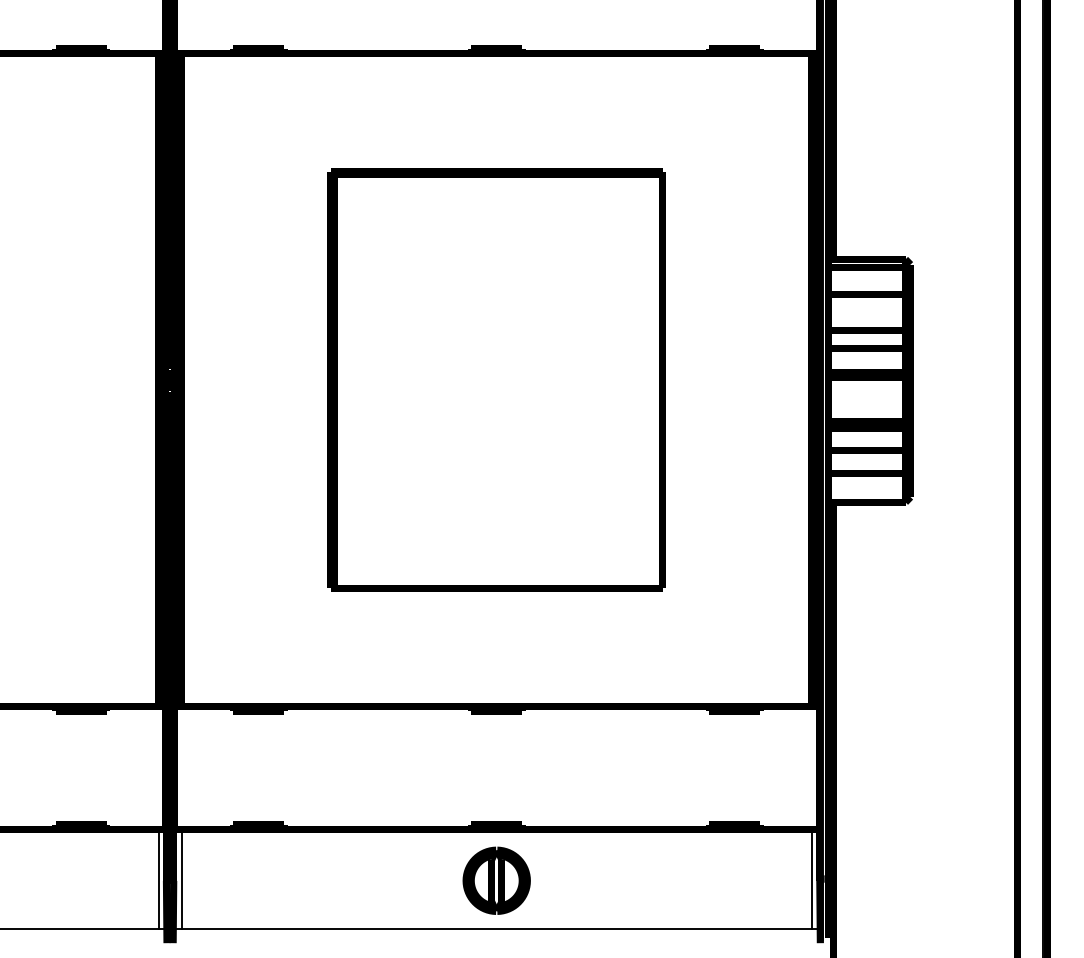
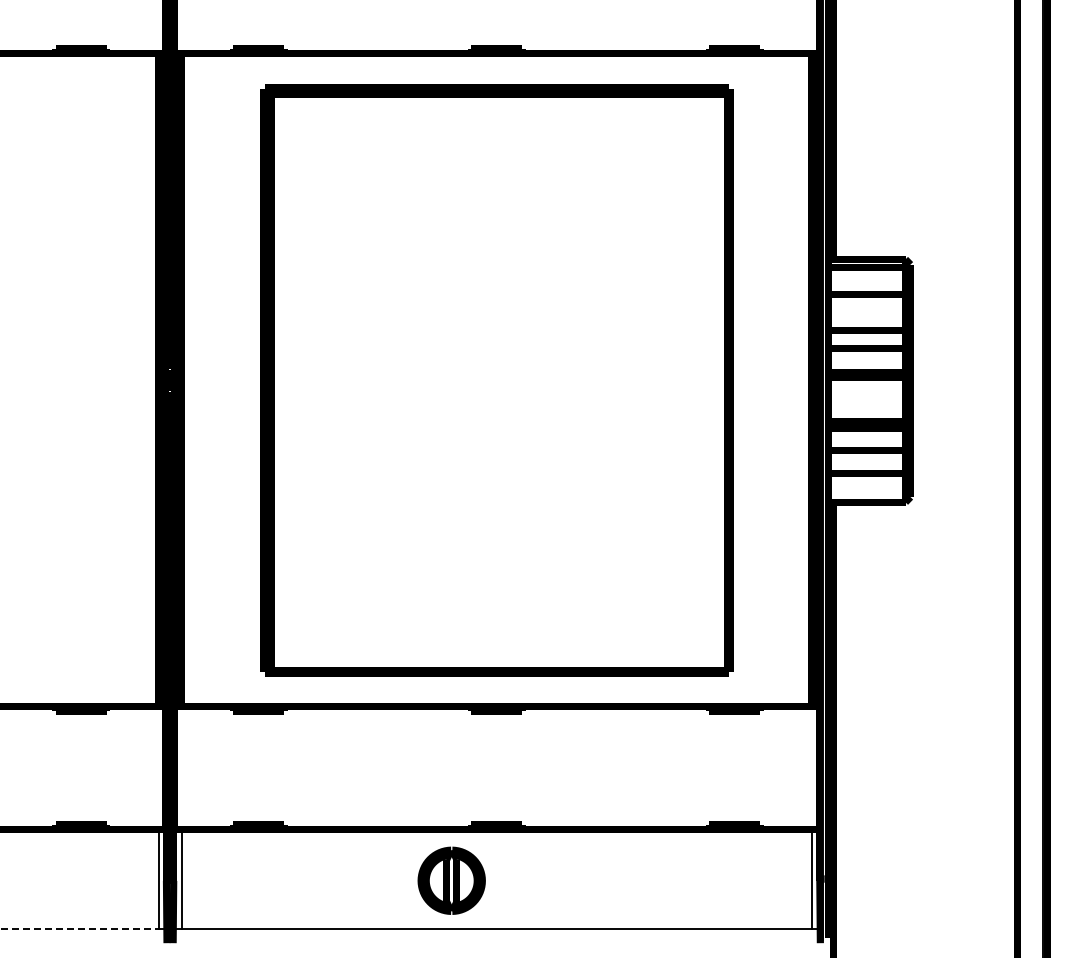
part size: 339x424 px -> 474x593 px (496, 380)
part position: (496, 880) -> (451, 880) (451, 880)
line: solid -> dashed (79, 929)
